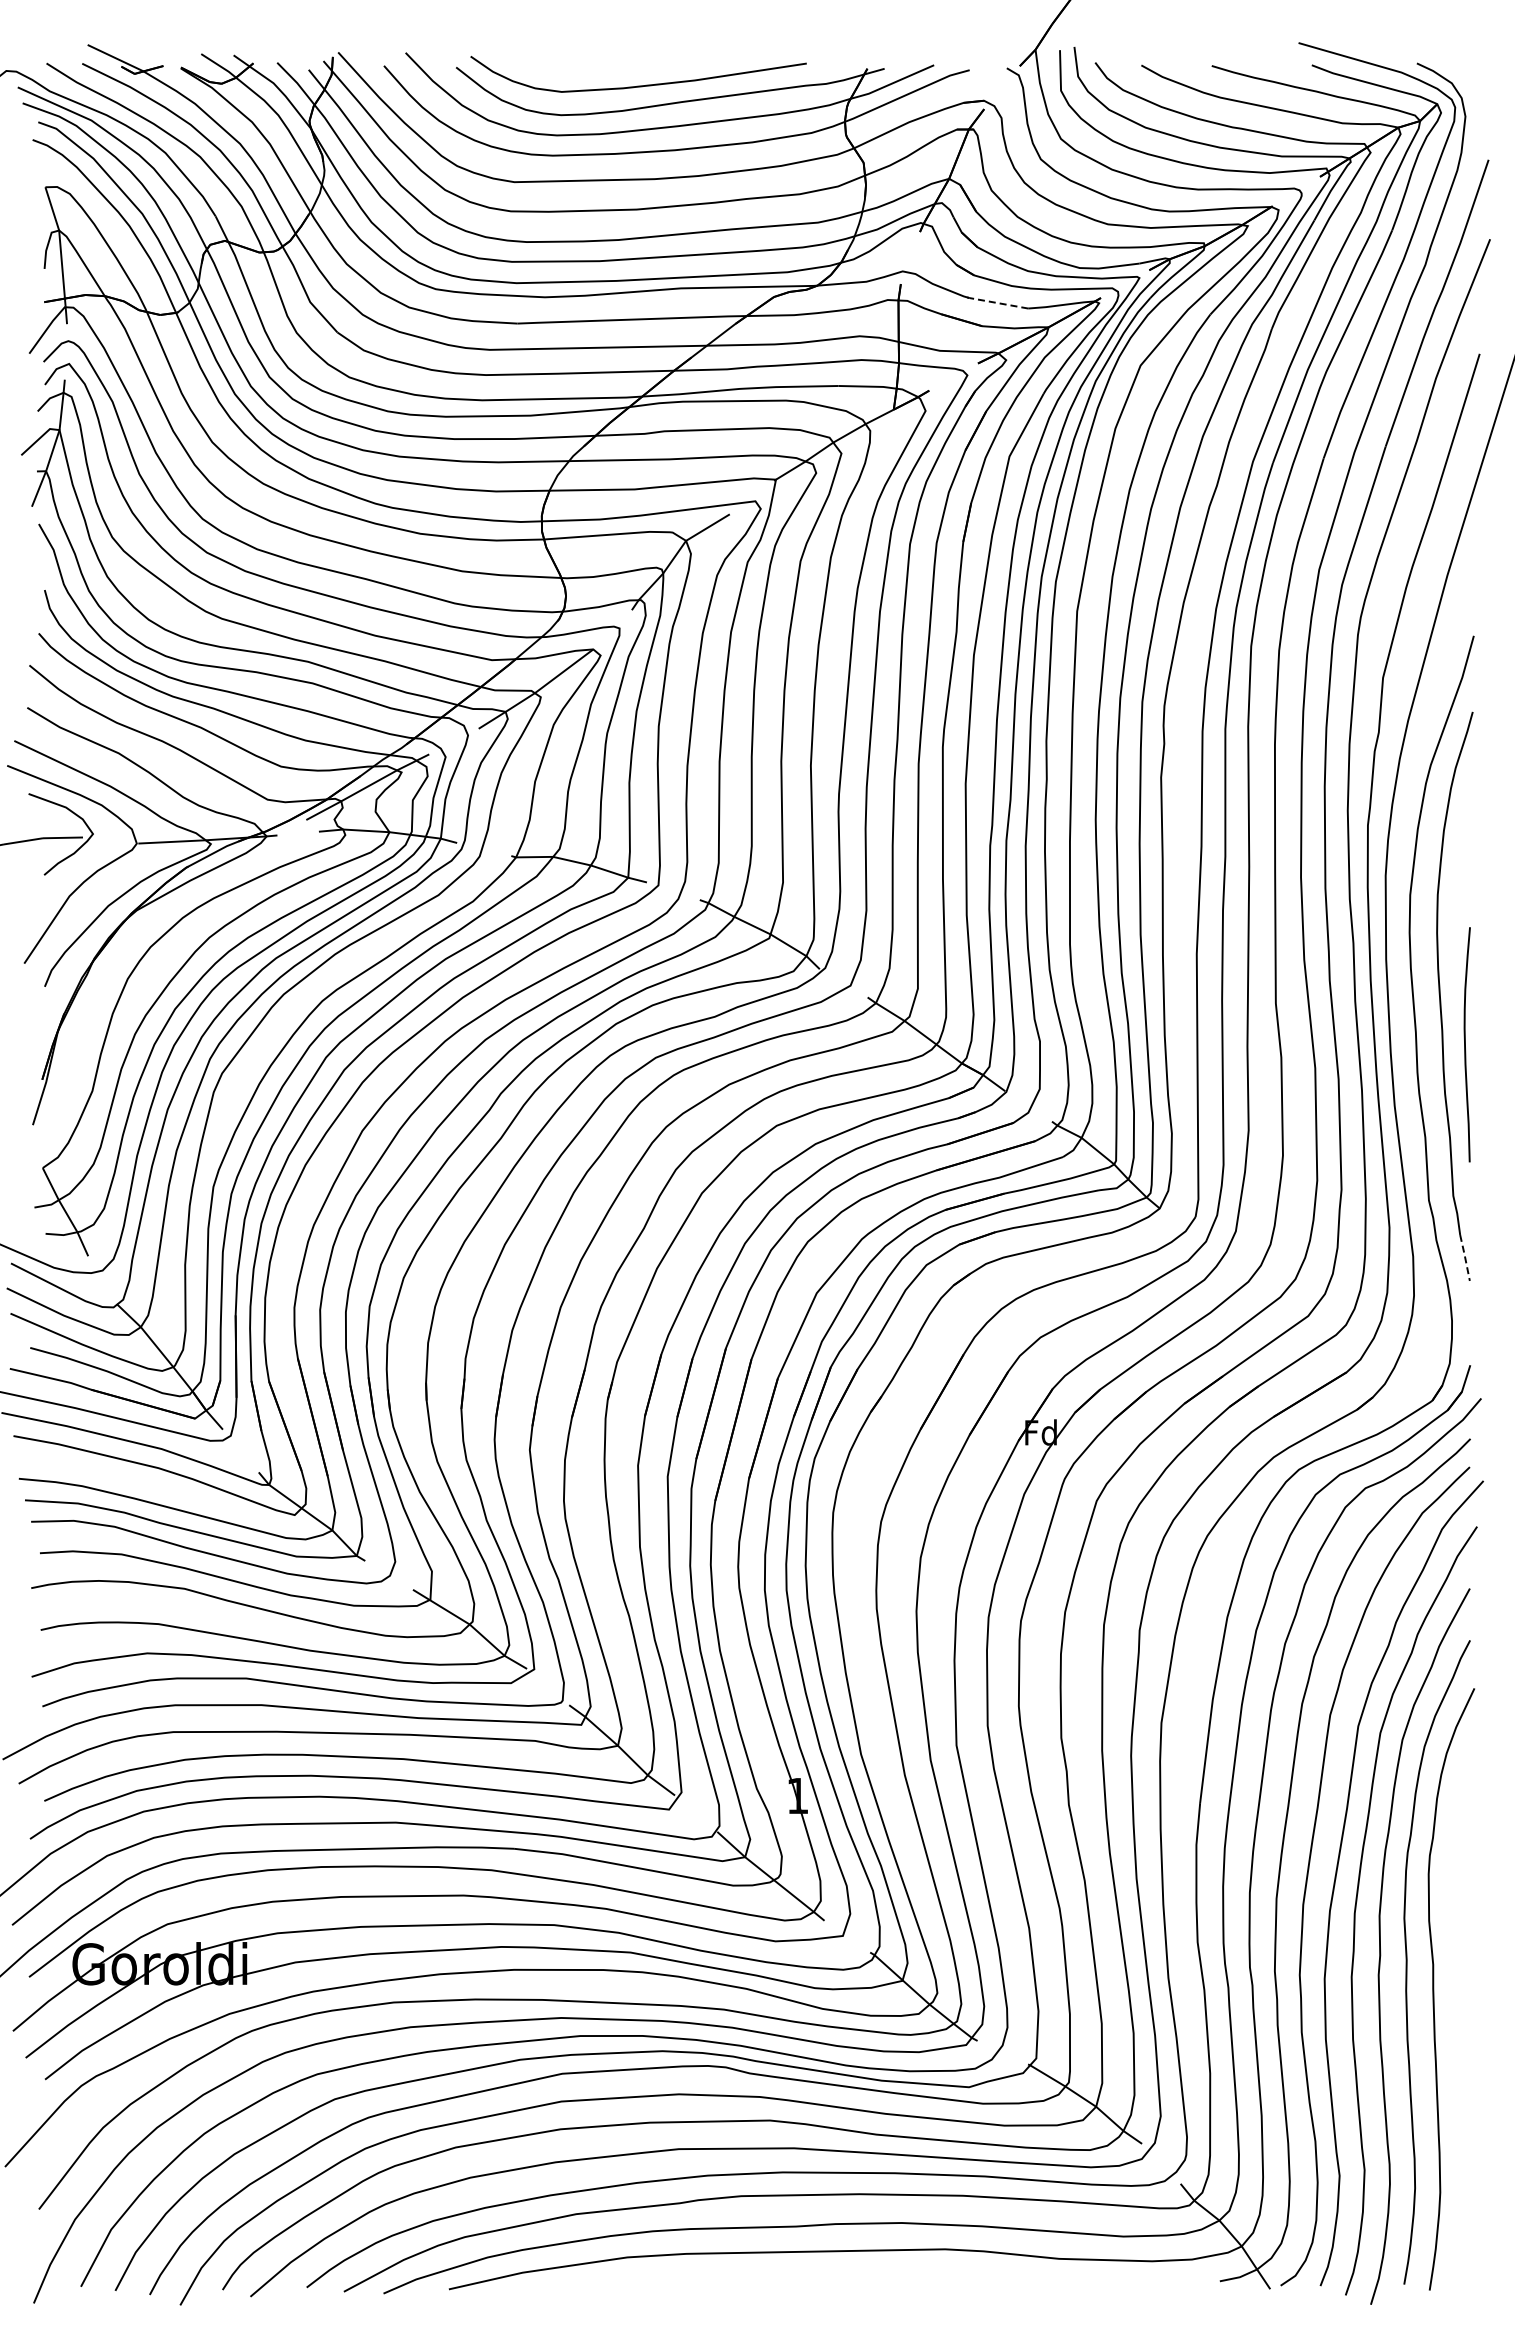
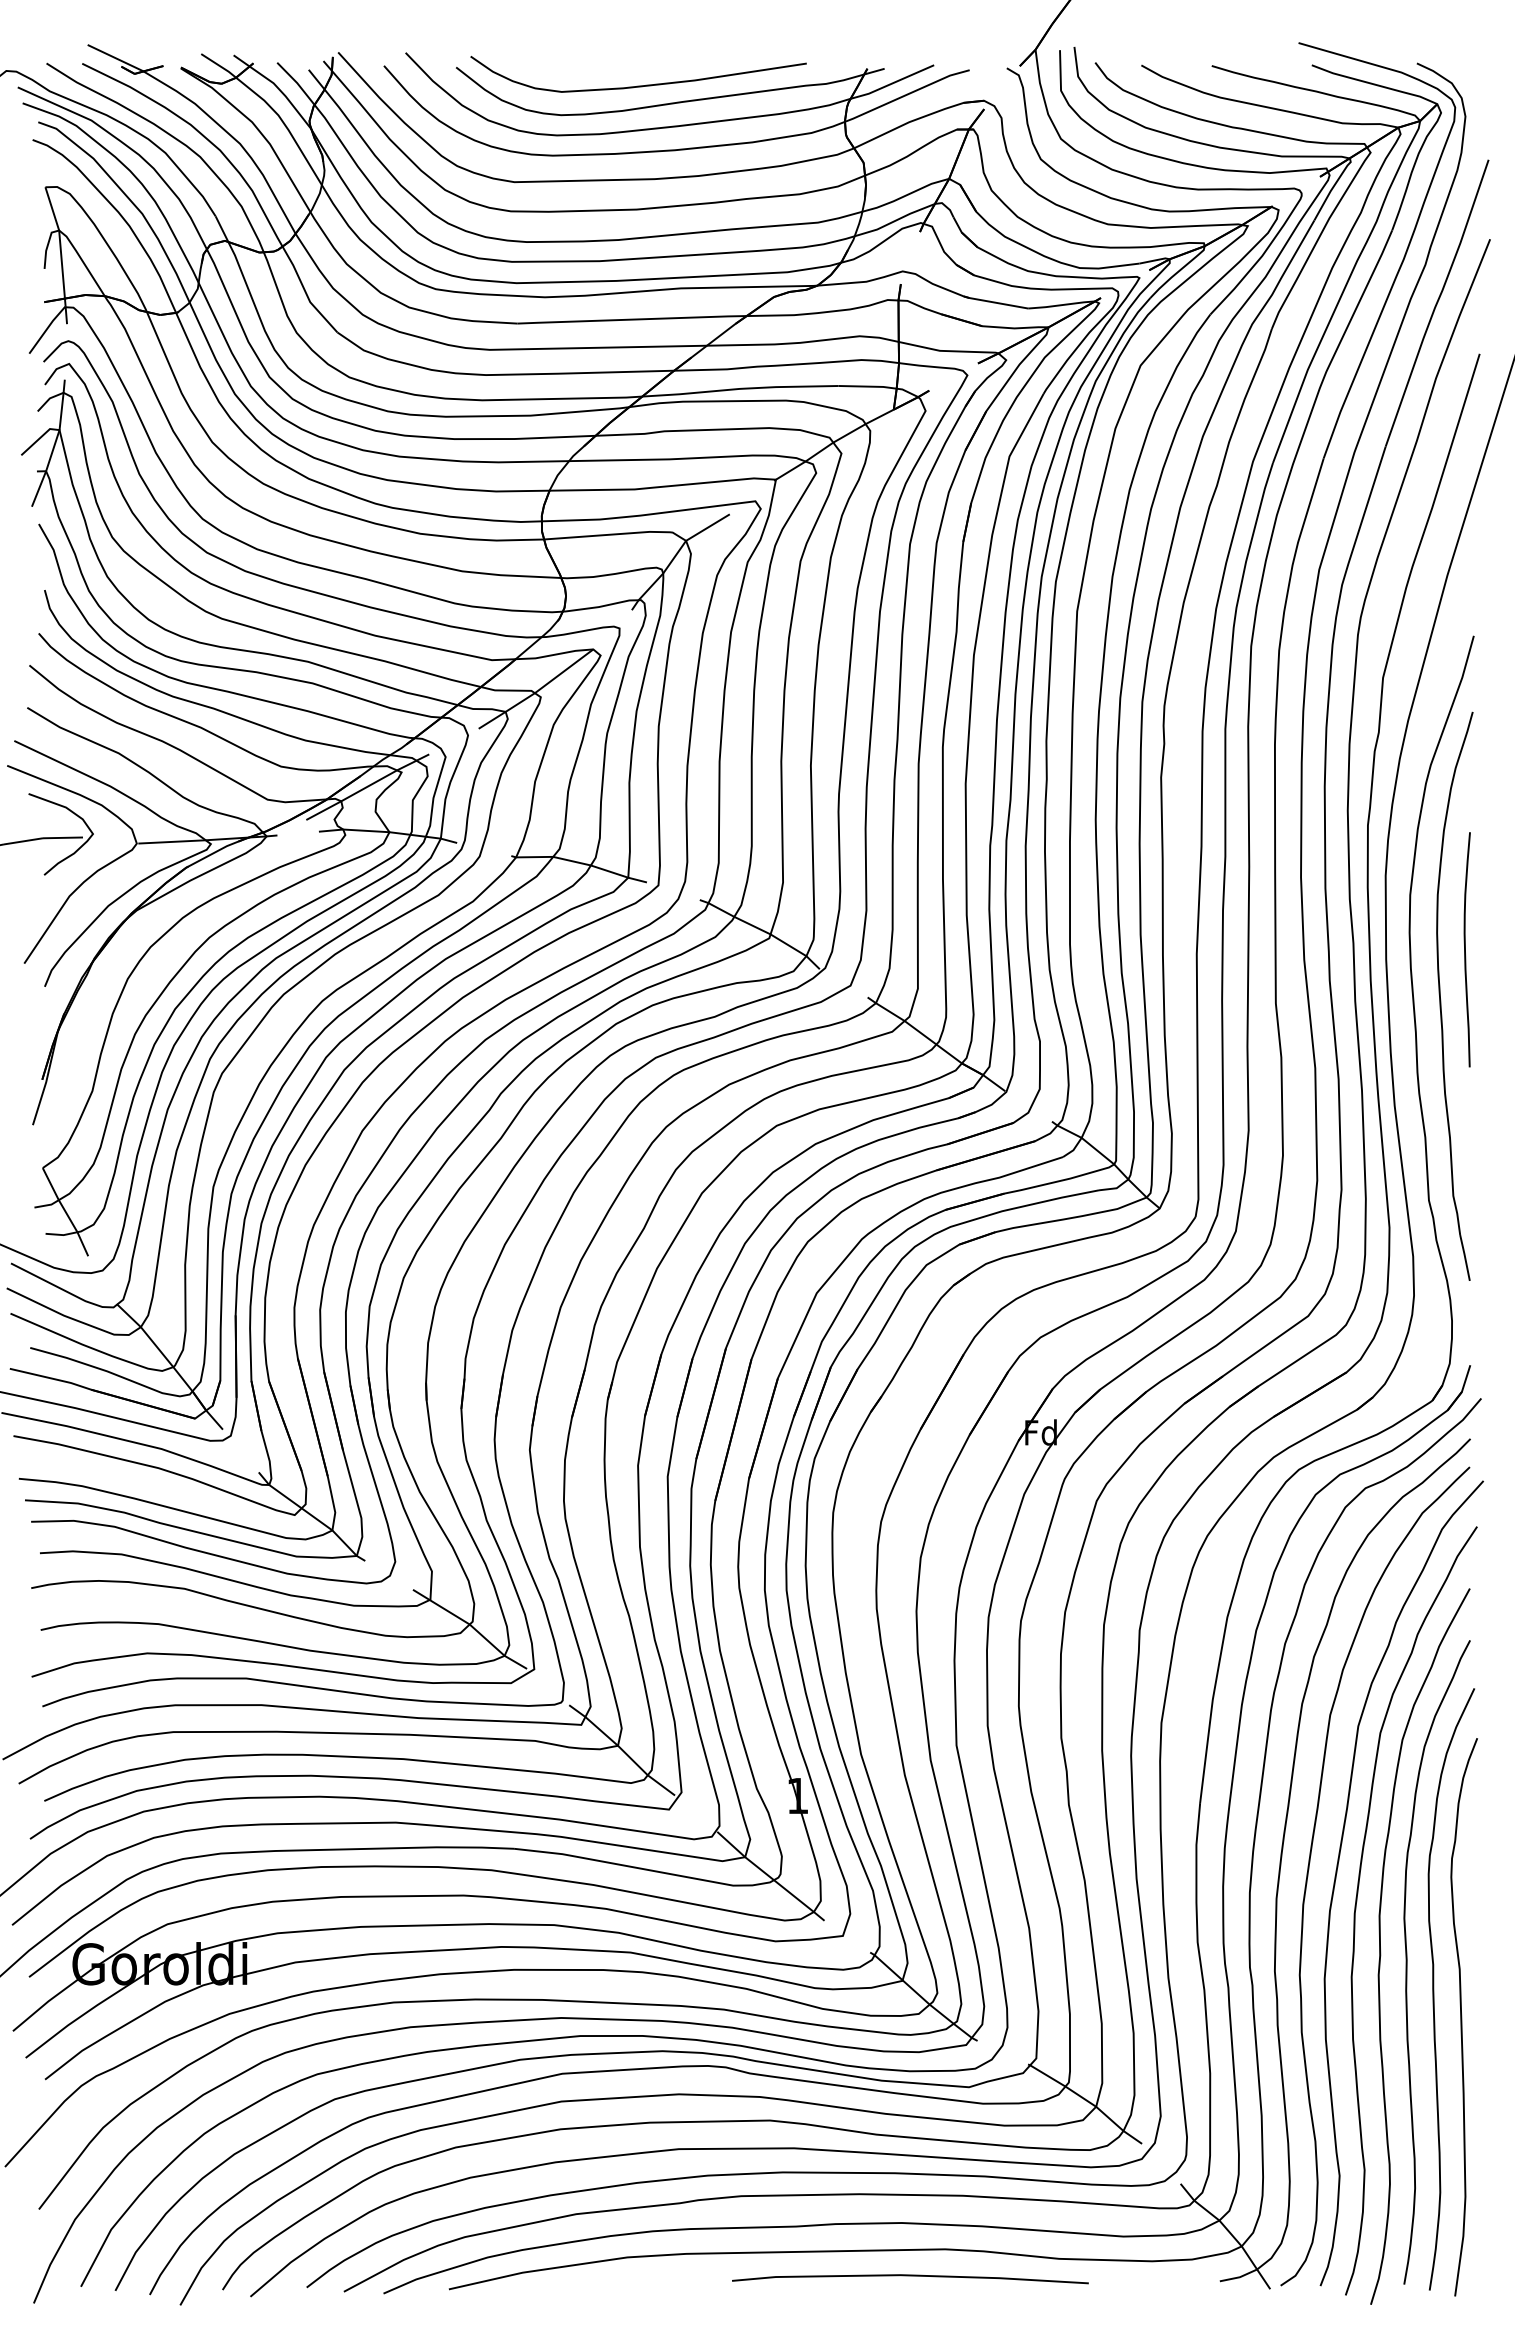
line: dashed -> solid (994, 302)
curve position: (1465, 1044) -> (1465, 949) (1465, 949)
line: dashed -> solid (1465, 1257)
curve: none -> present (1462, 2017)
line: none -> present (910, 2276)
